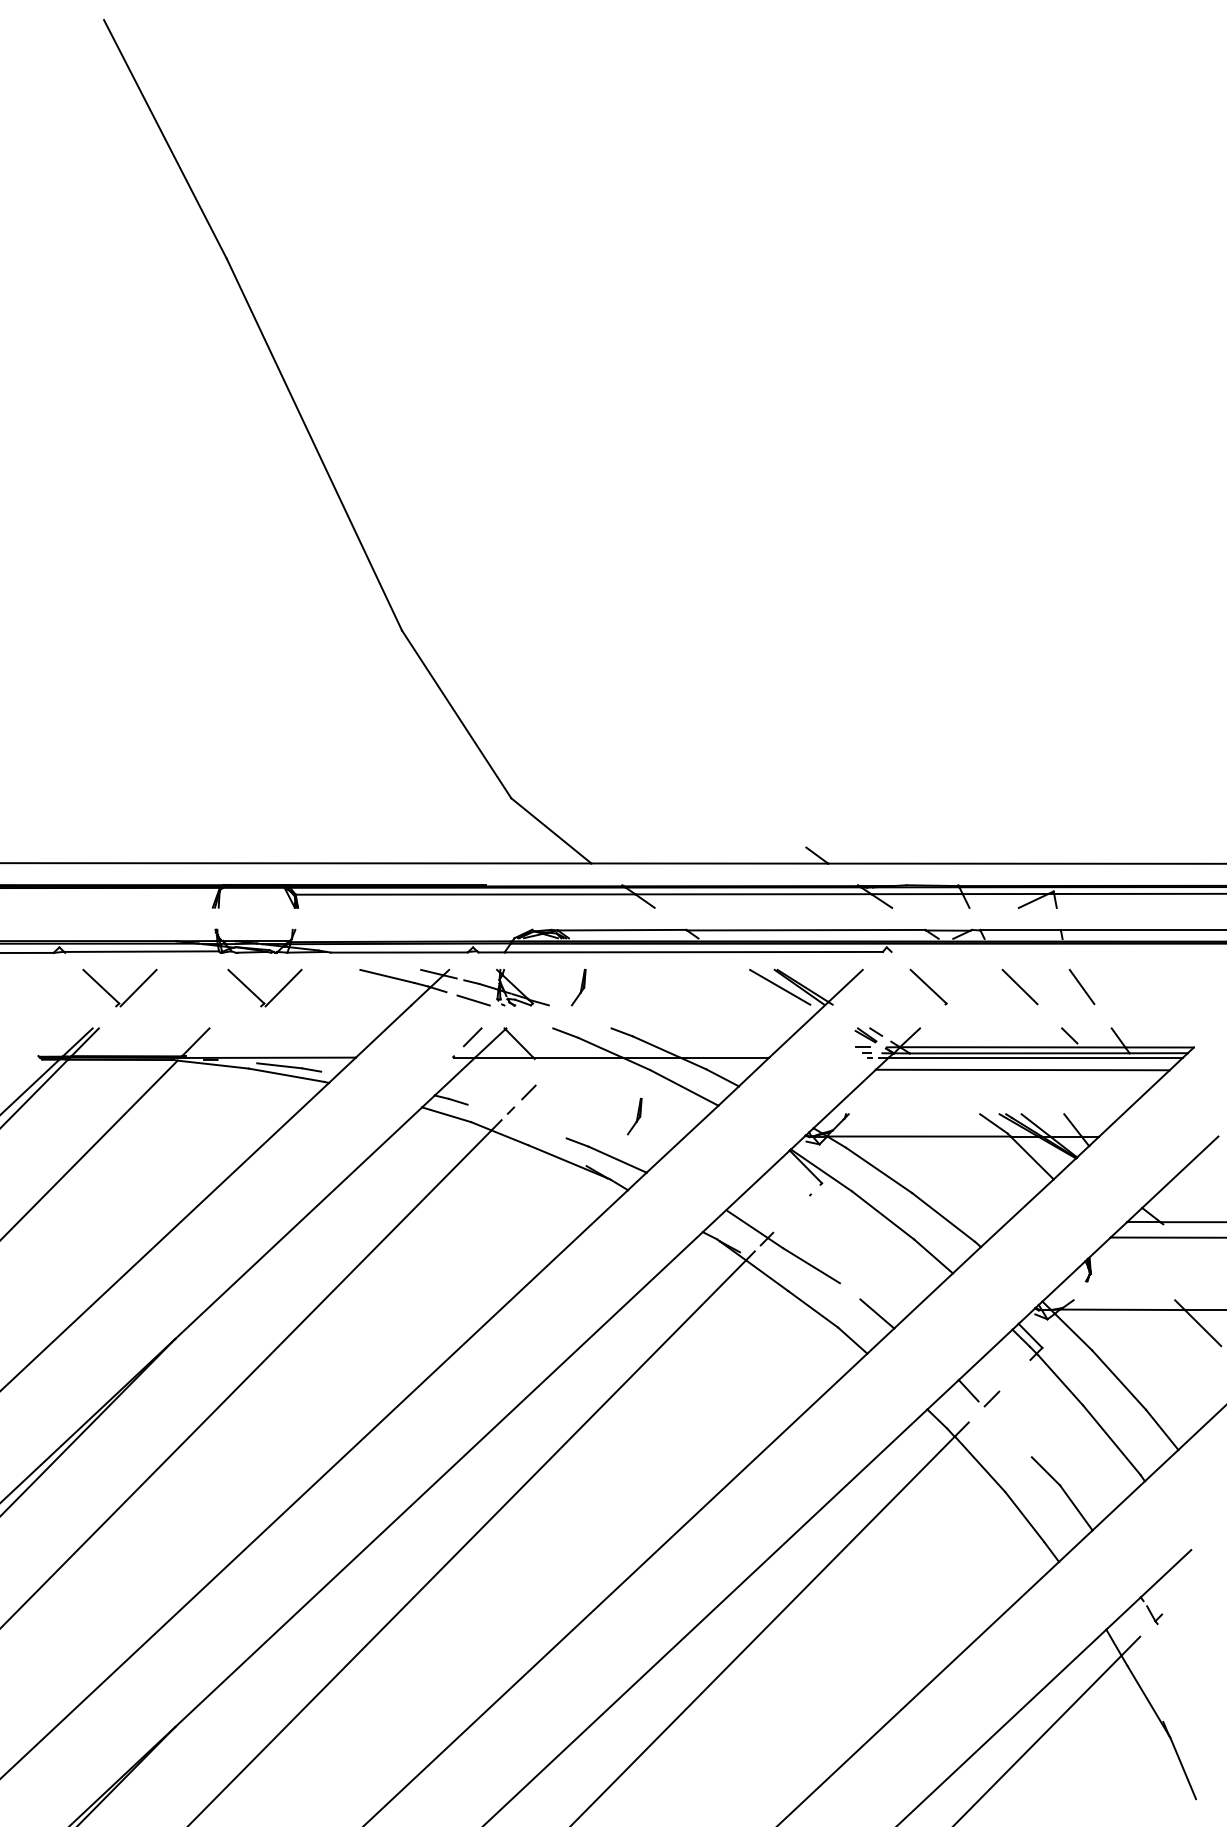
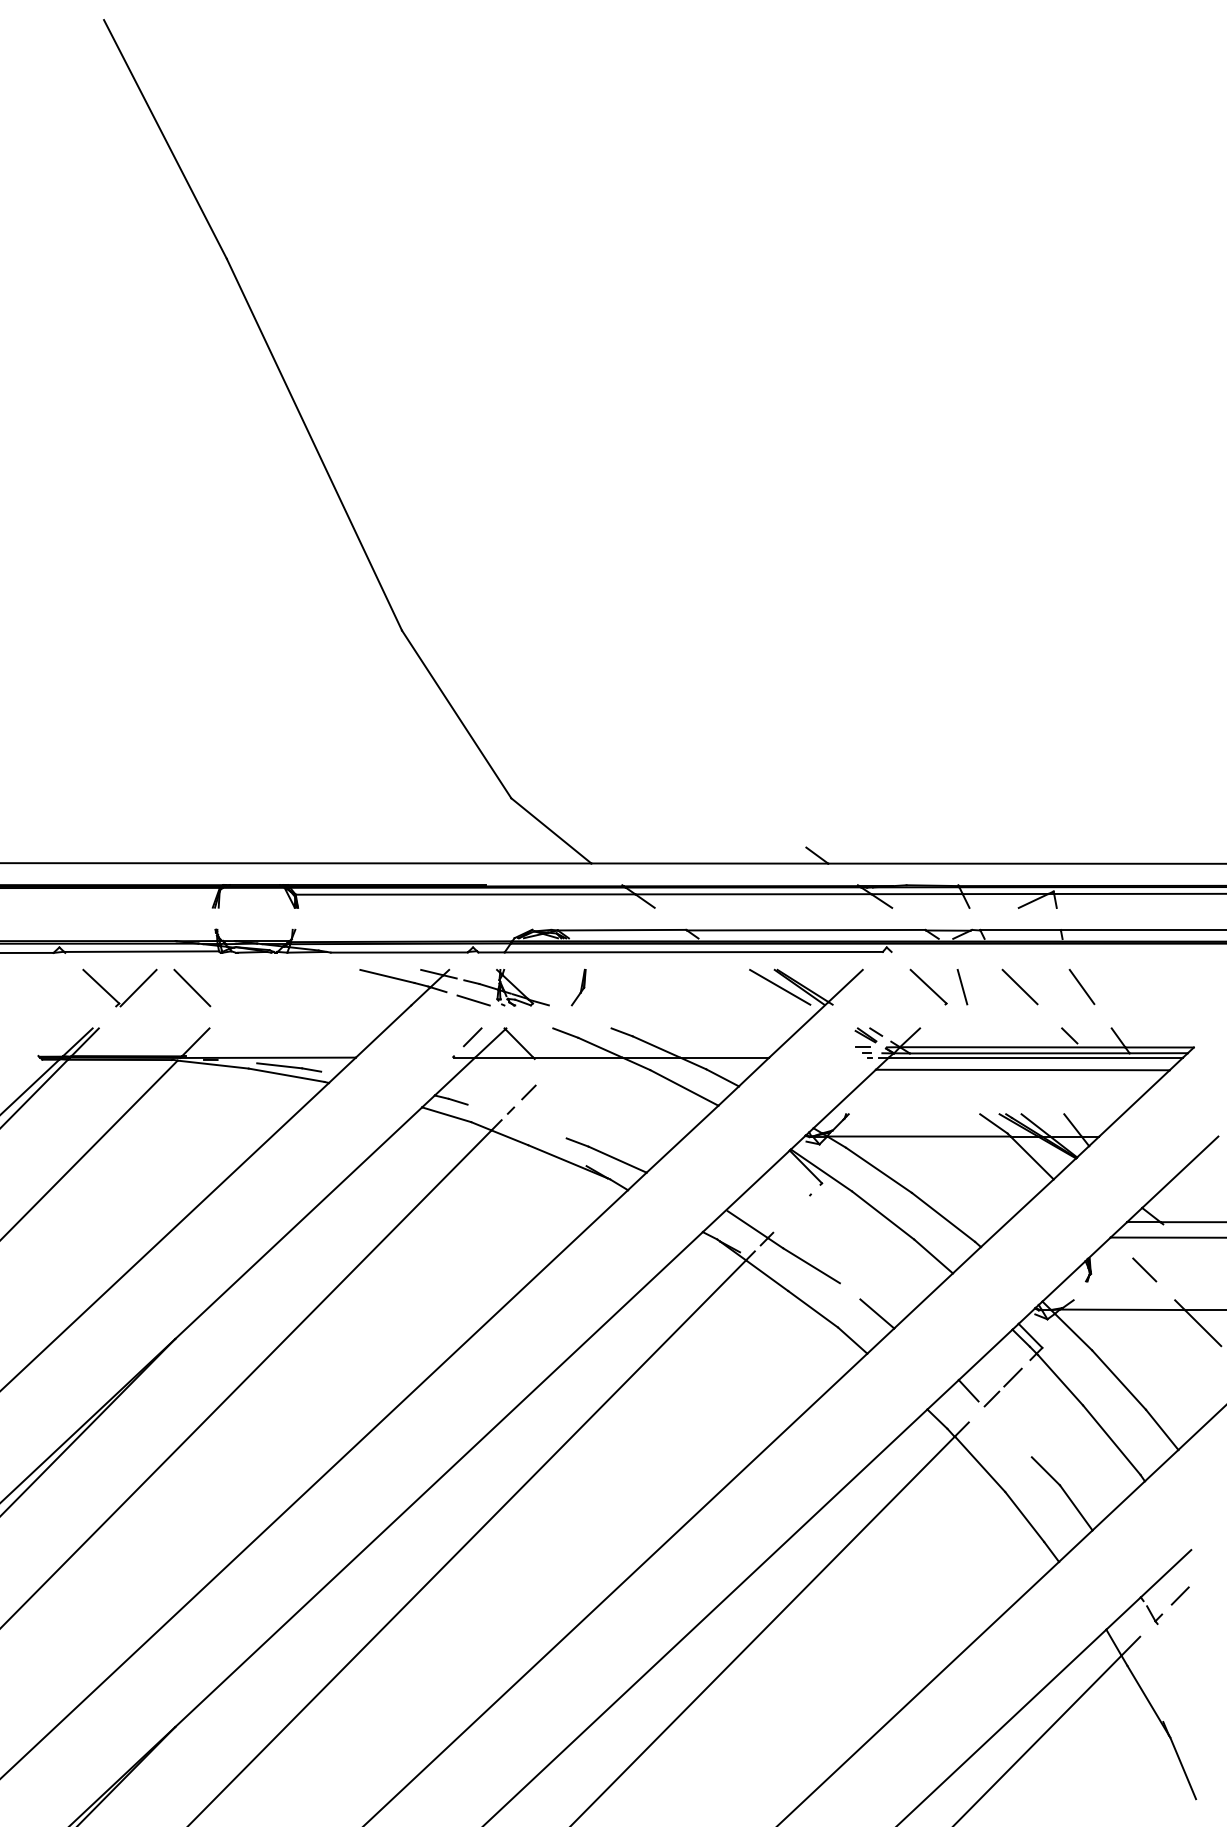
line: none -> present (192, 987)
line: none -> present (962, 987)
part: present -> none (256, 994)
part: present -> none (634, 1116)
line: none -> present (1144, 1269)
line: none -> present (1012, 1377)
line: none -> present (1179, 1595)
